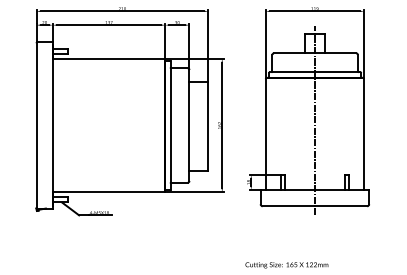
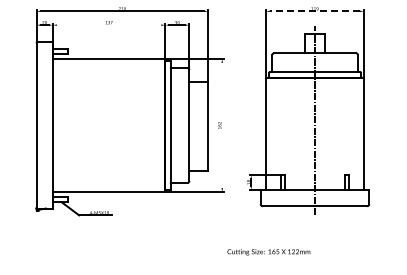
line: solid -> dashed (314, 11)
line: present -> none (109, 25)
line: present -> none (222, 125)
text position: (286, 265) -> (268, 252) (268, 252)
